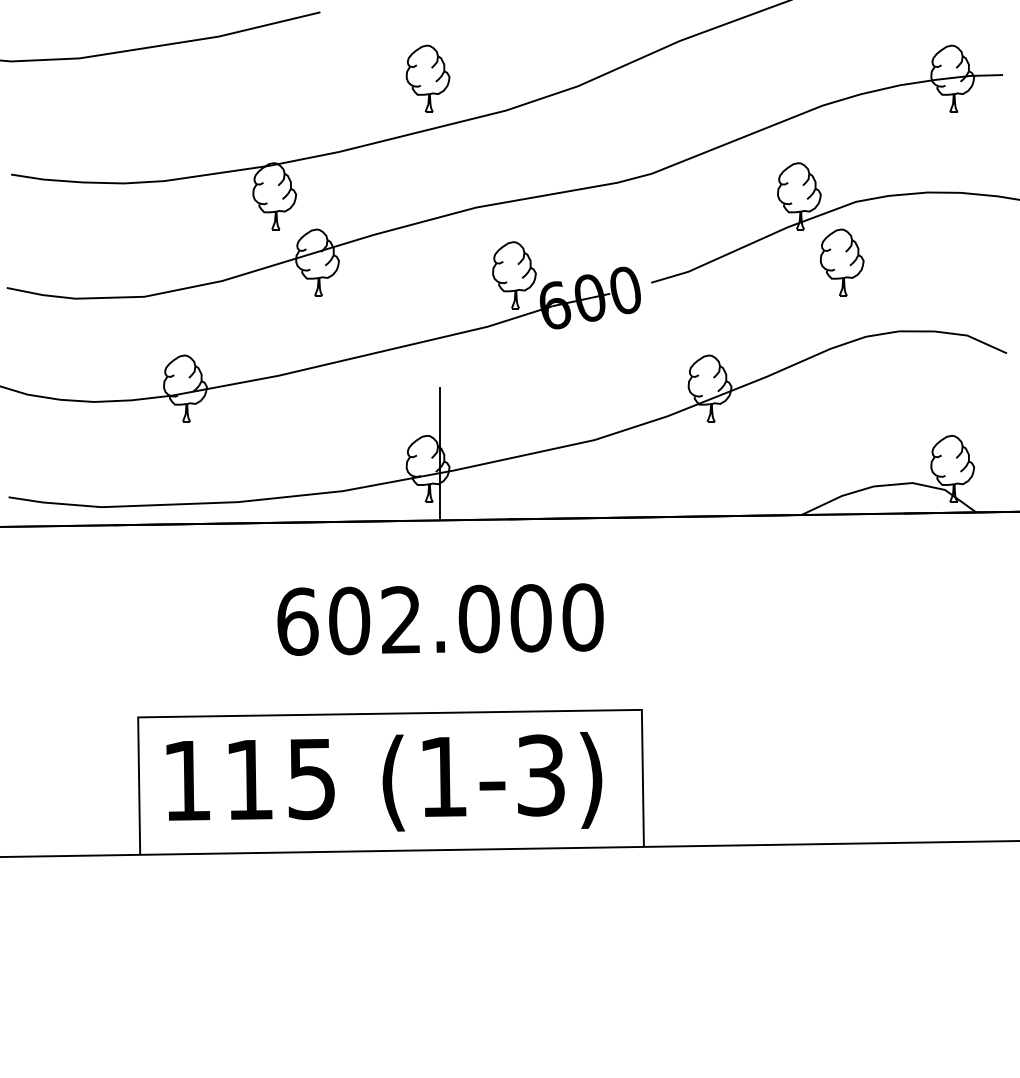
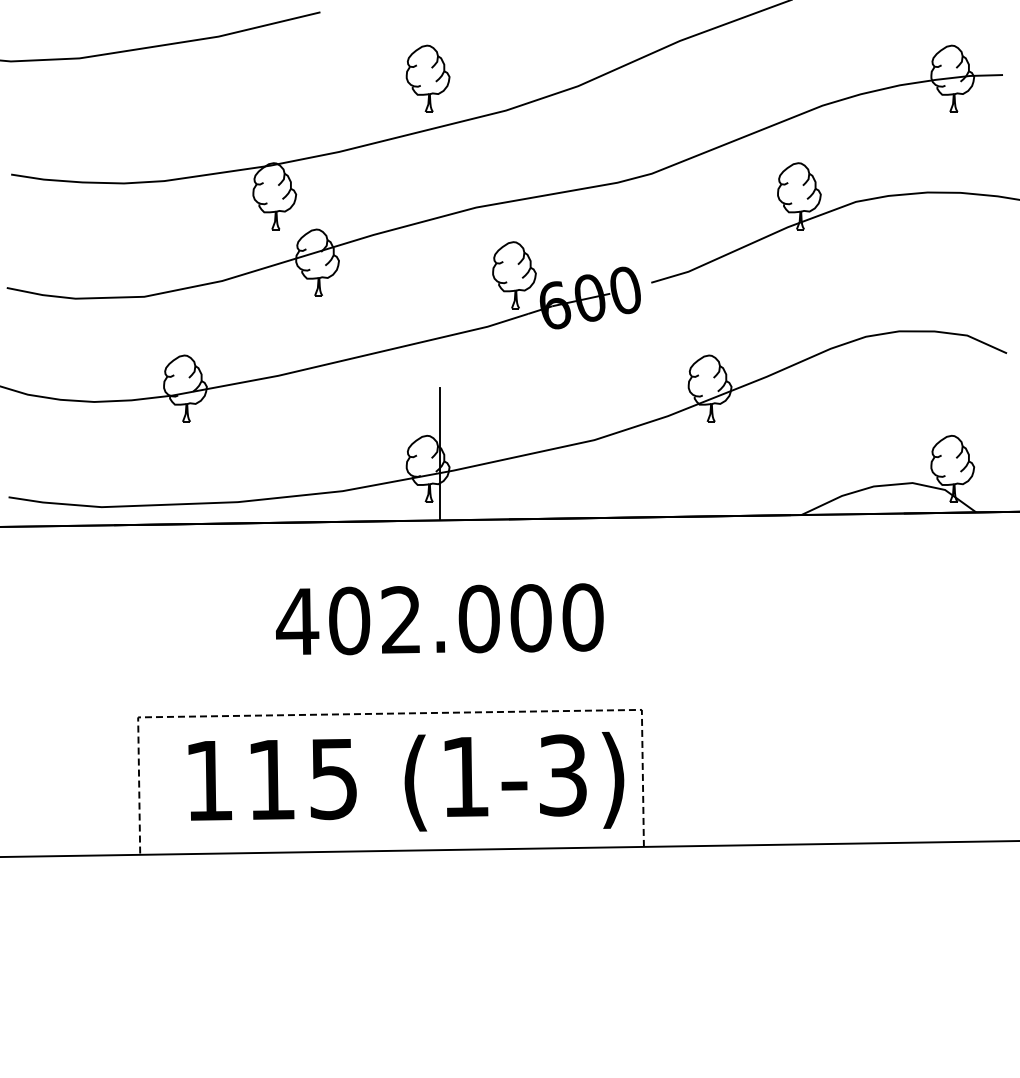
part: present -> none (842, 262)
text: 602.000 -> 402.000 (297, 621)
line: solid -> dashed (390, 713)
text position: (384, 781) -> (406, 781) (406, 781)
